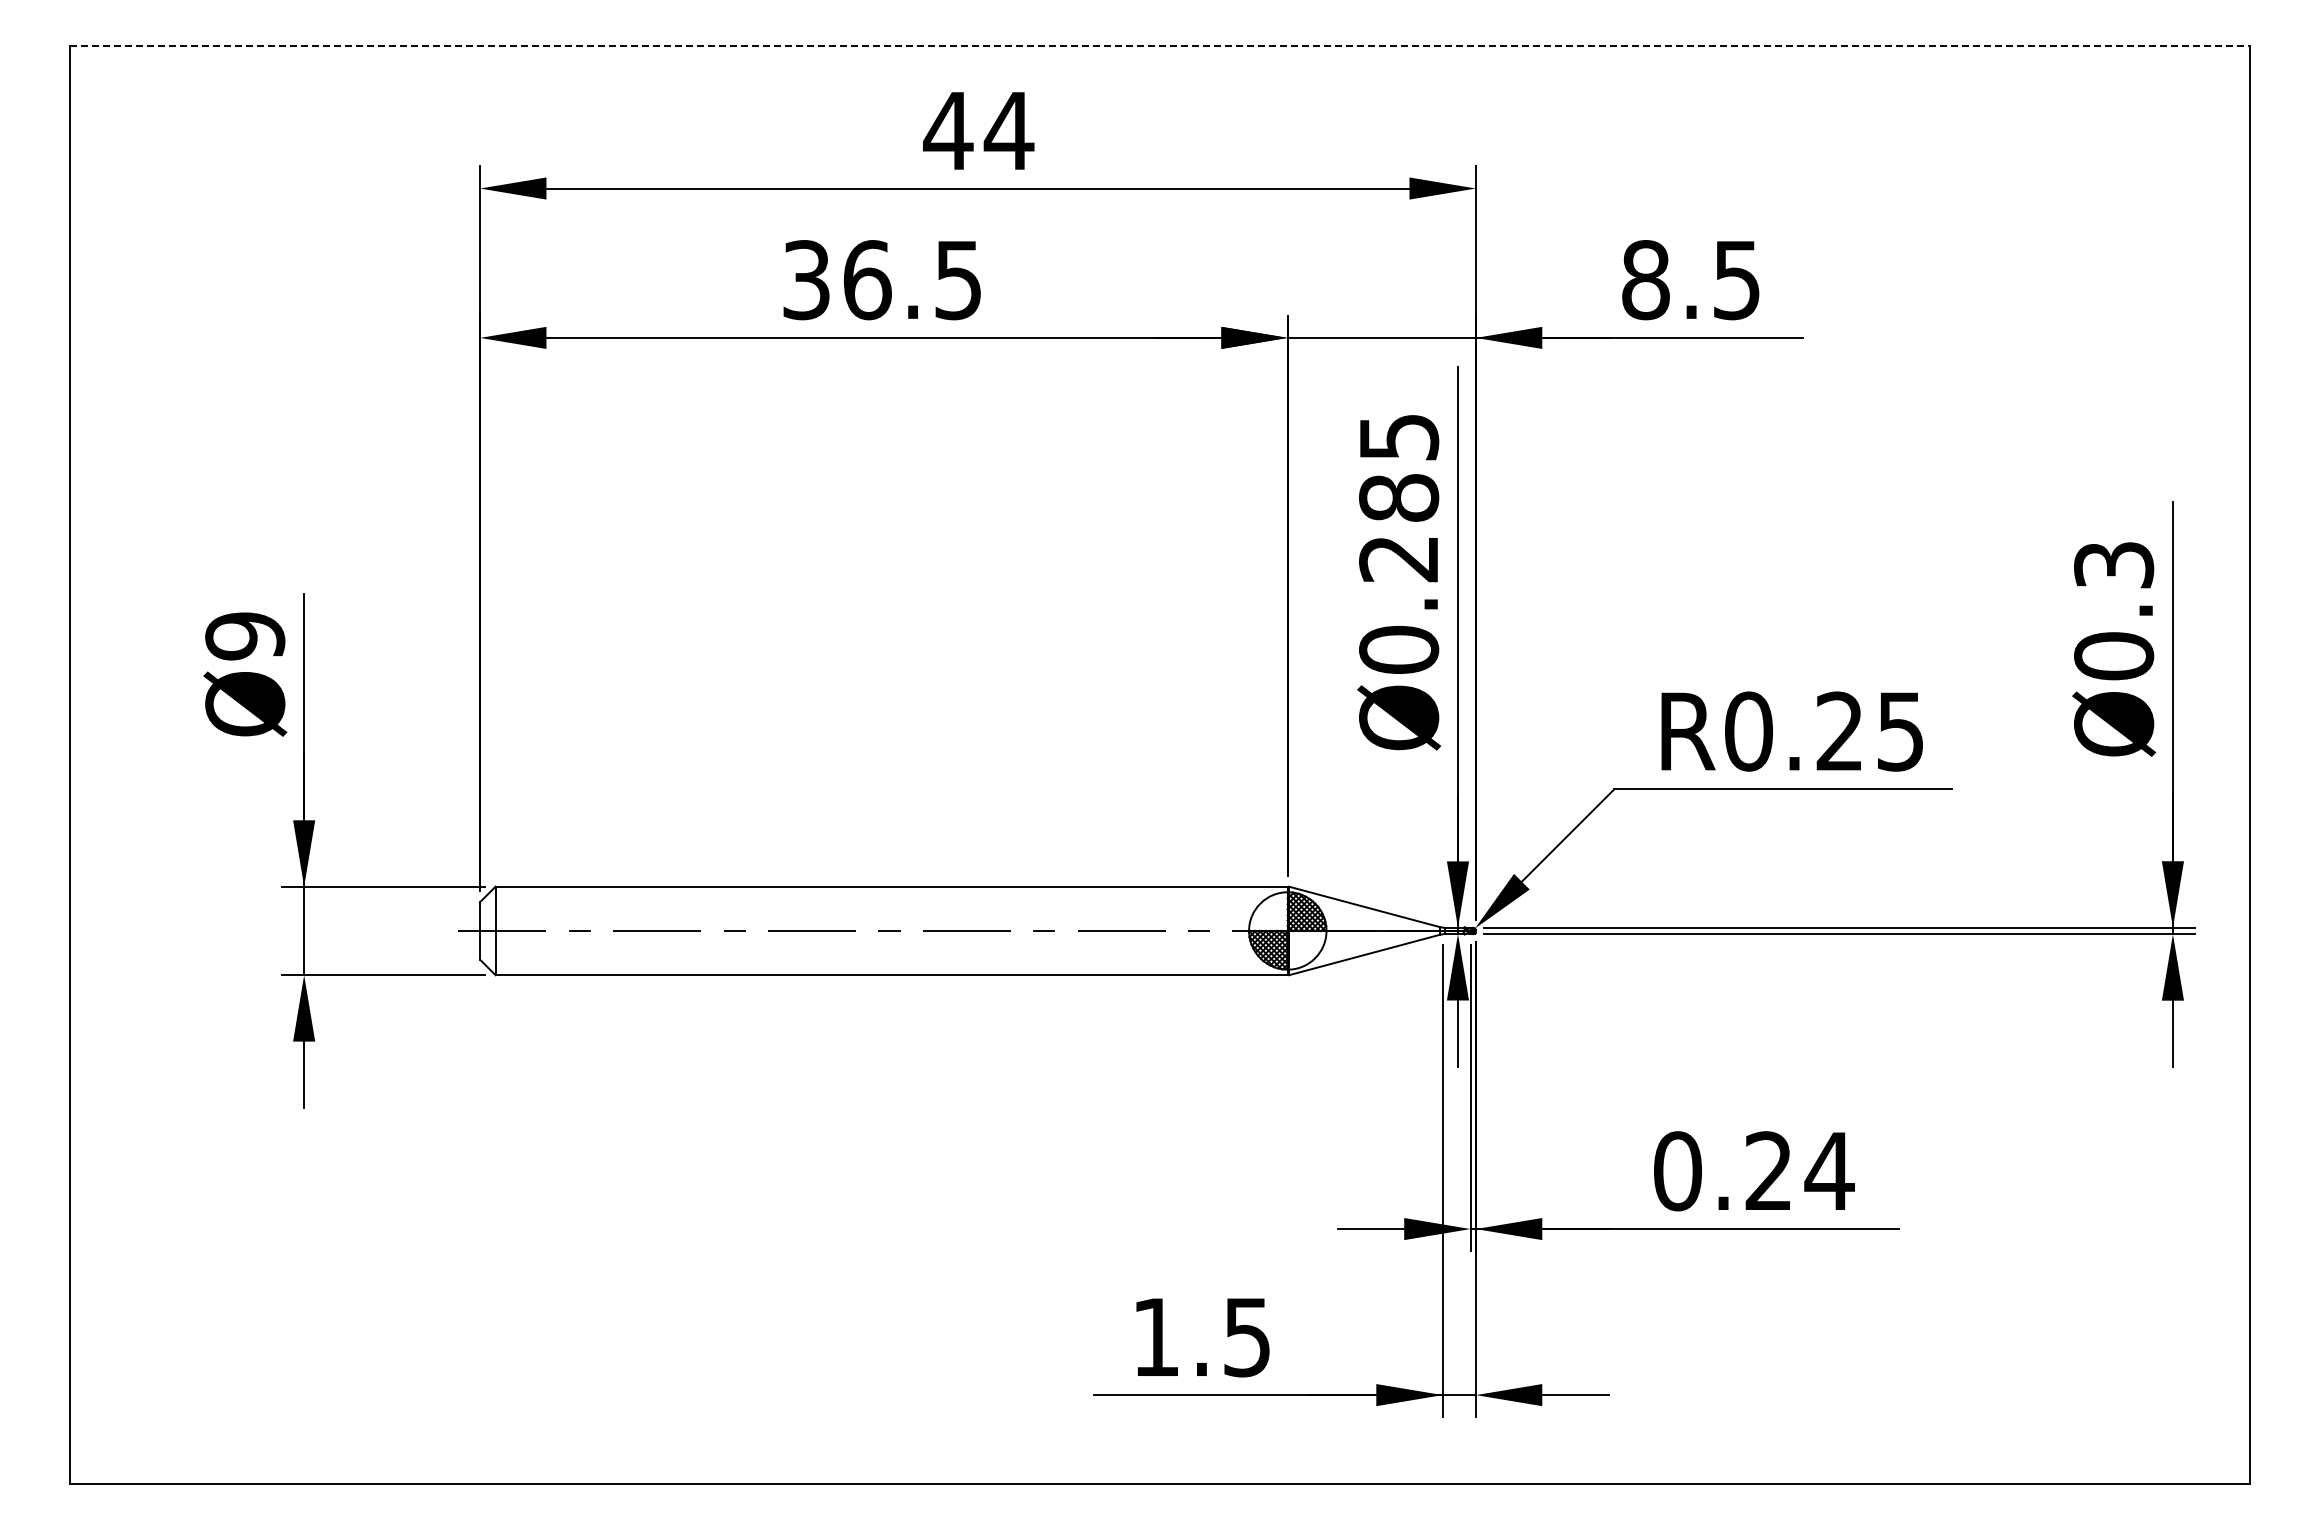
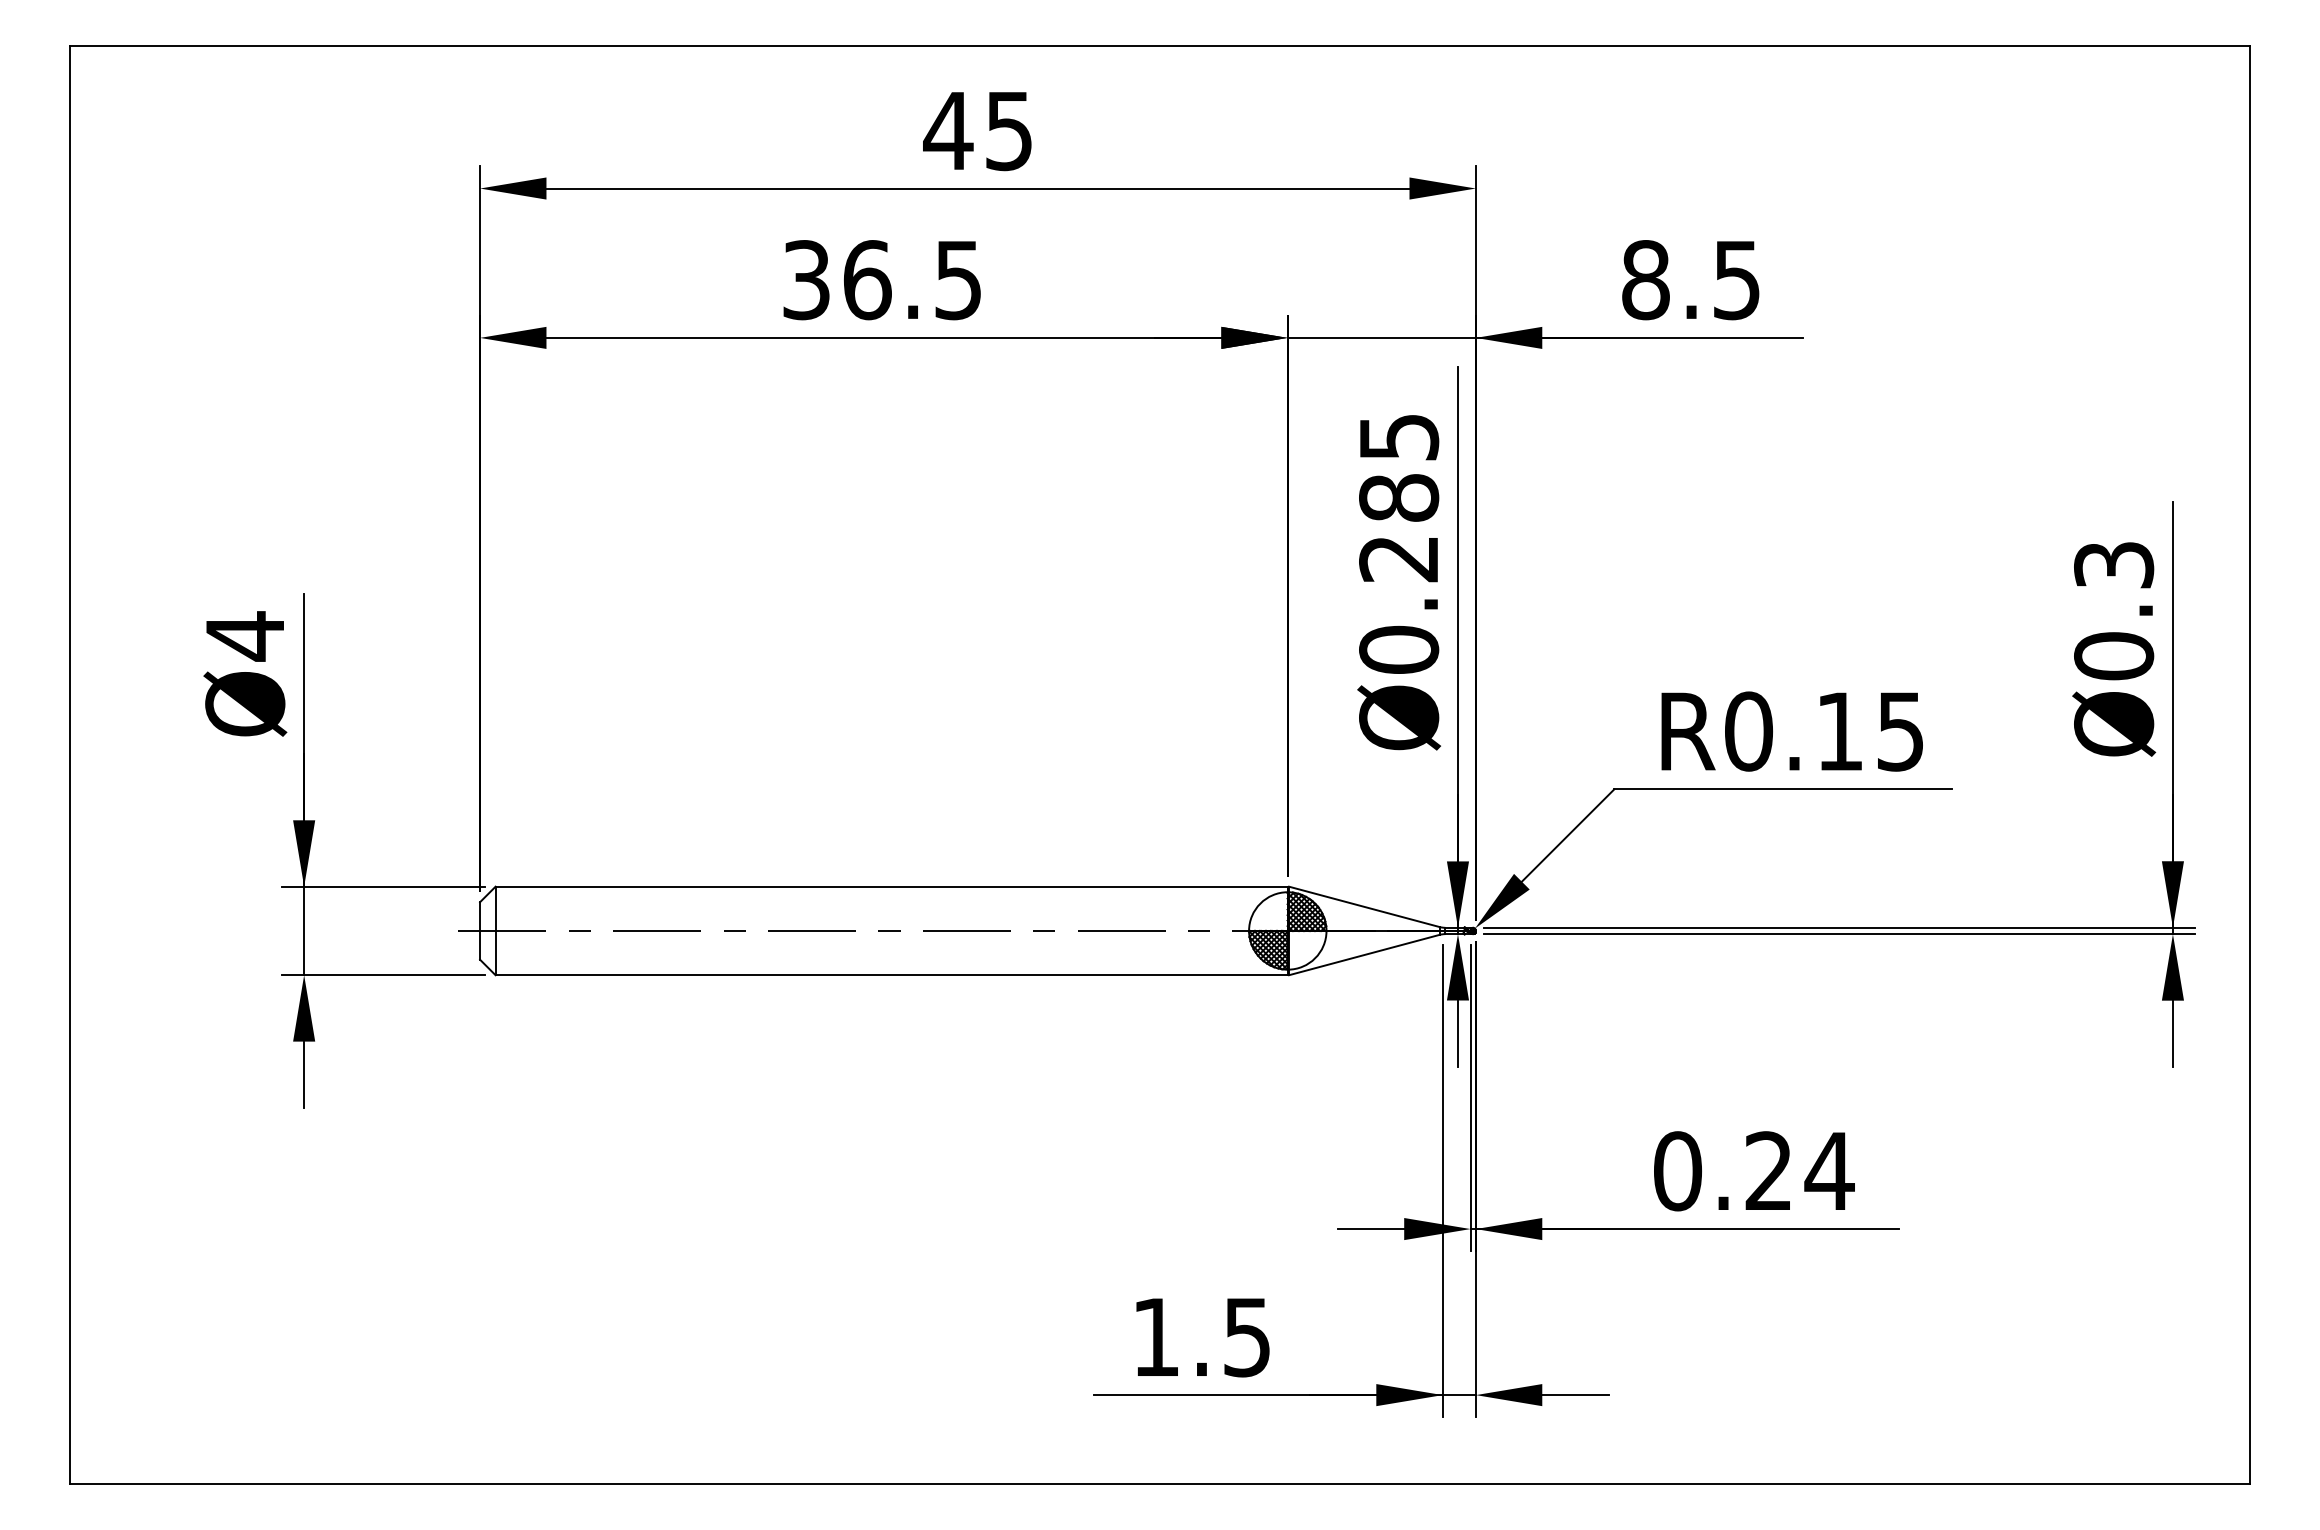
line: dashed -> solid (1160, 45)
text: 44 -> 45 (1008, 131)
text: Ø9 -> Ø4 (245, 636)
text: R0.25 -> R0.15 (1838, 730)
